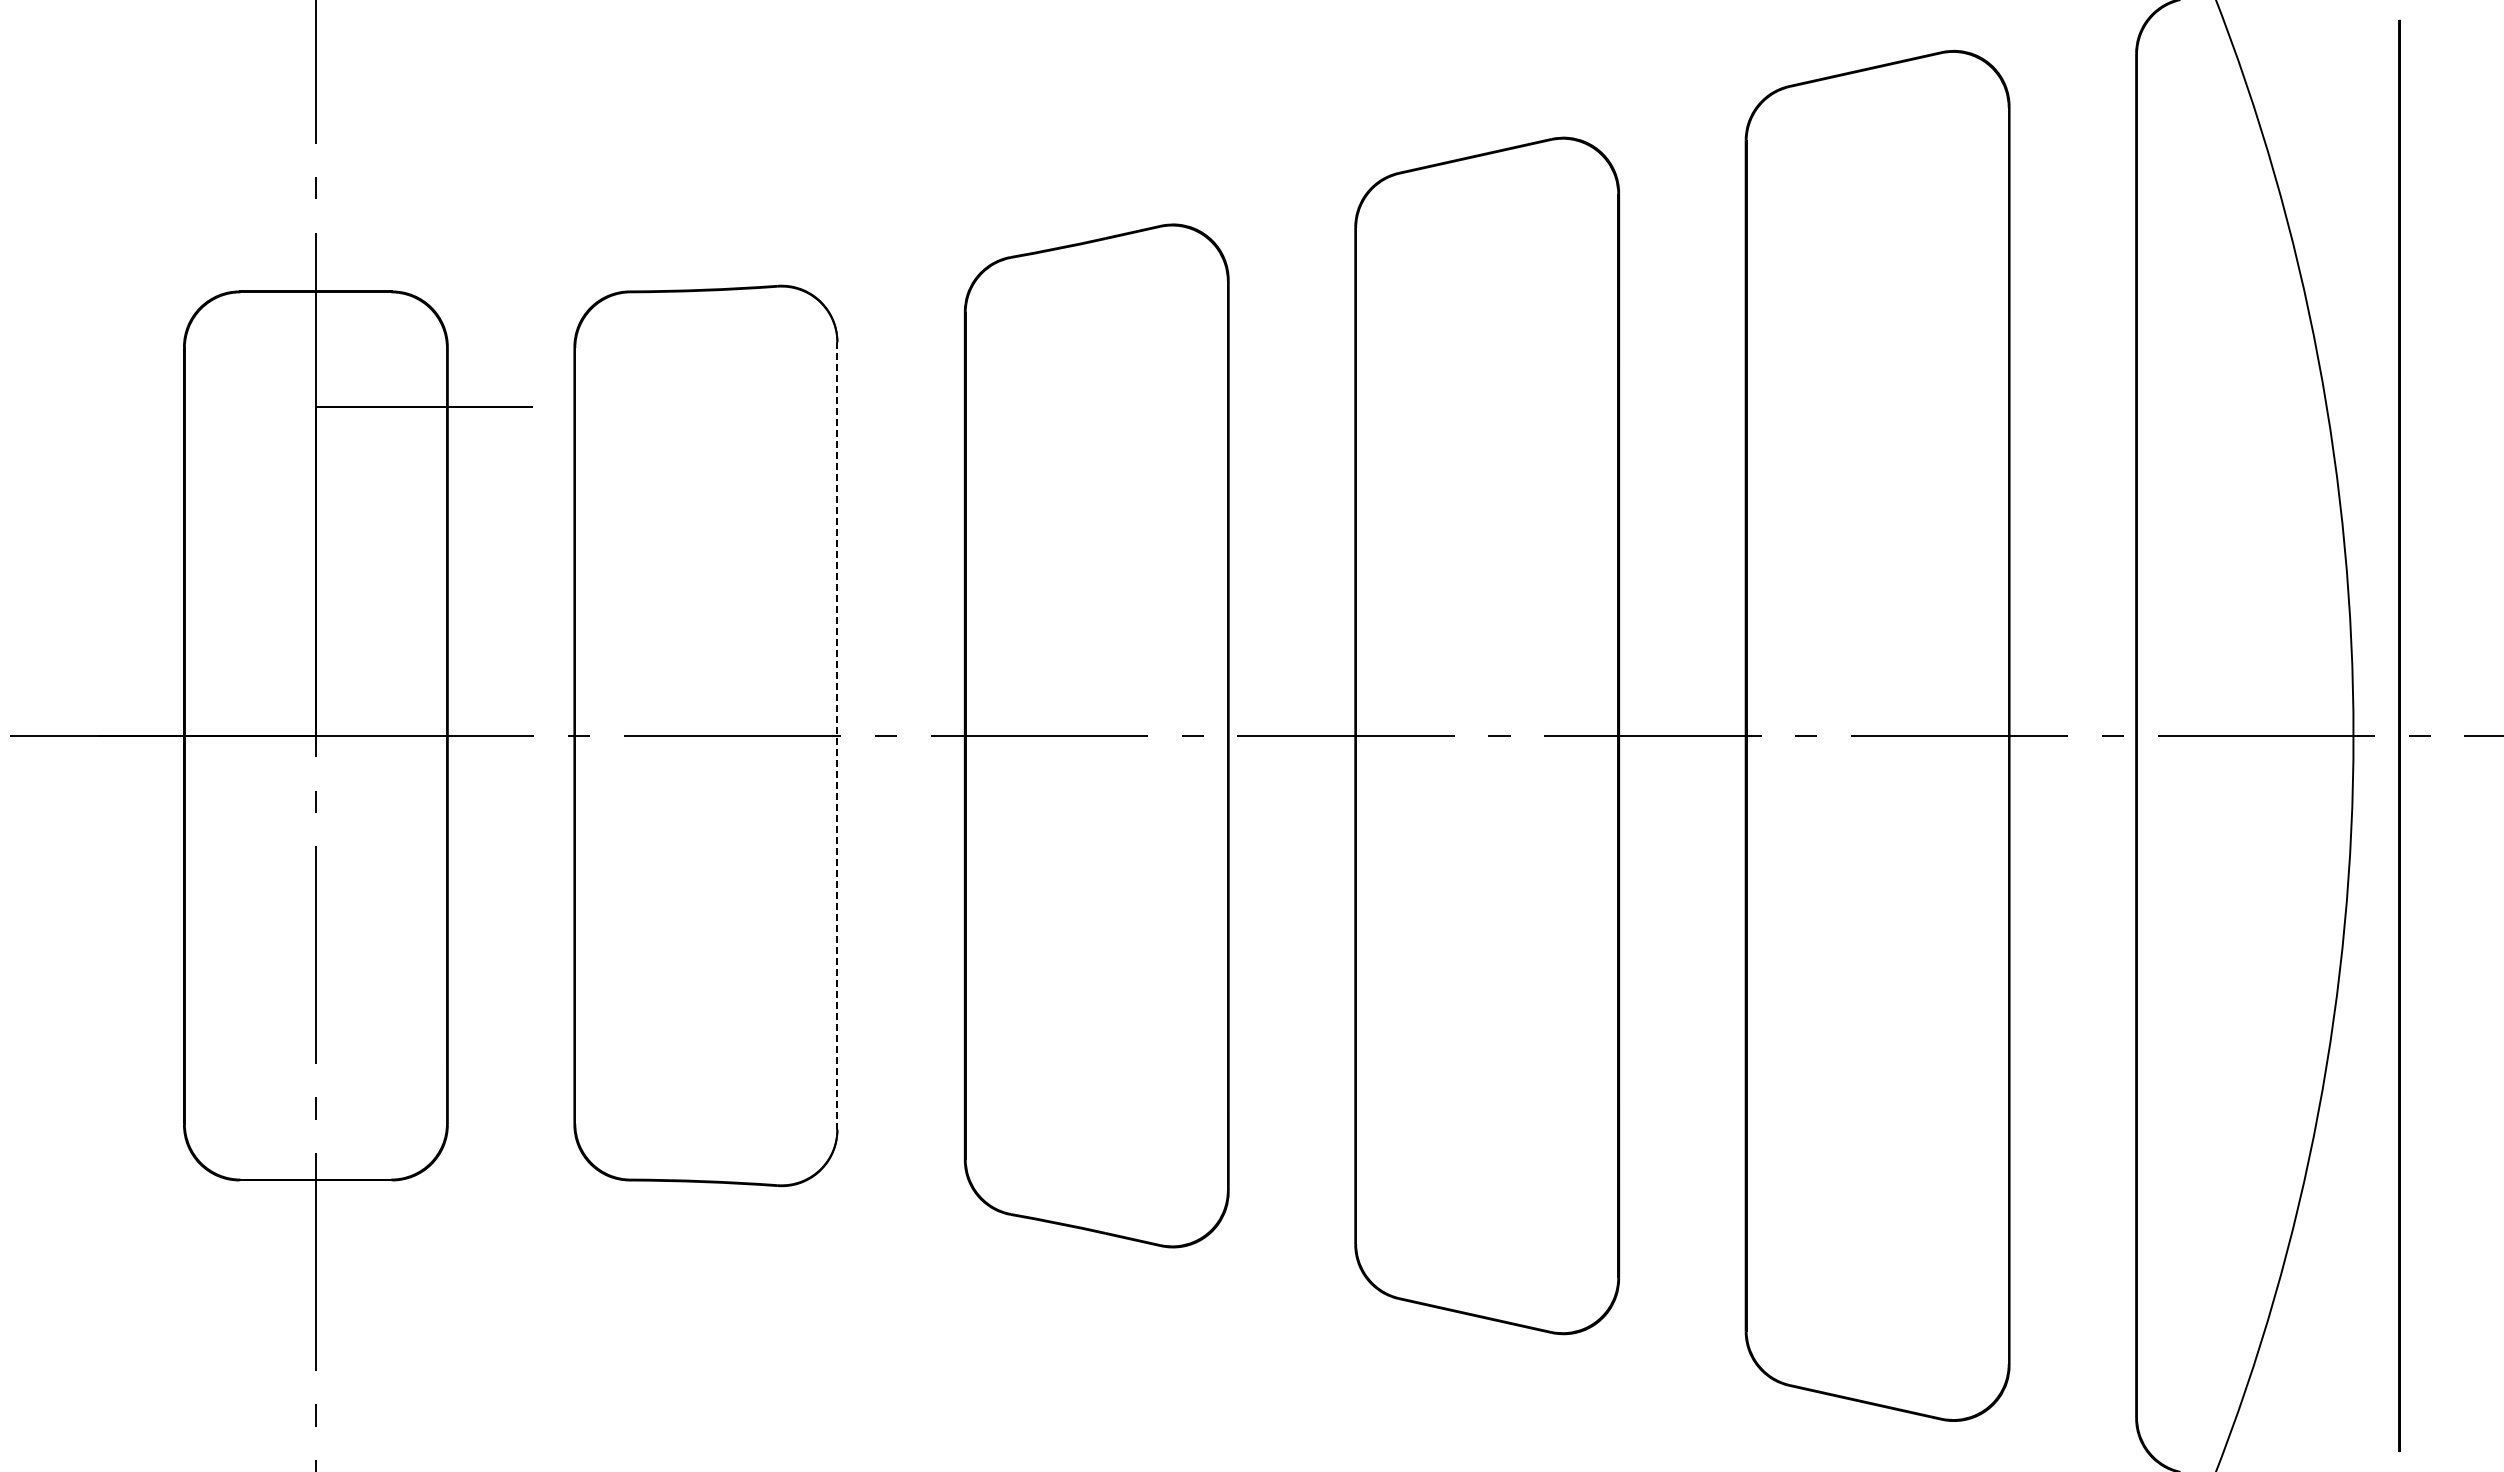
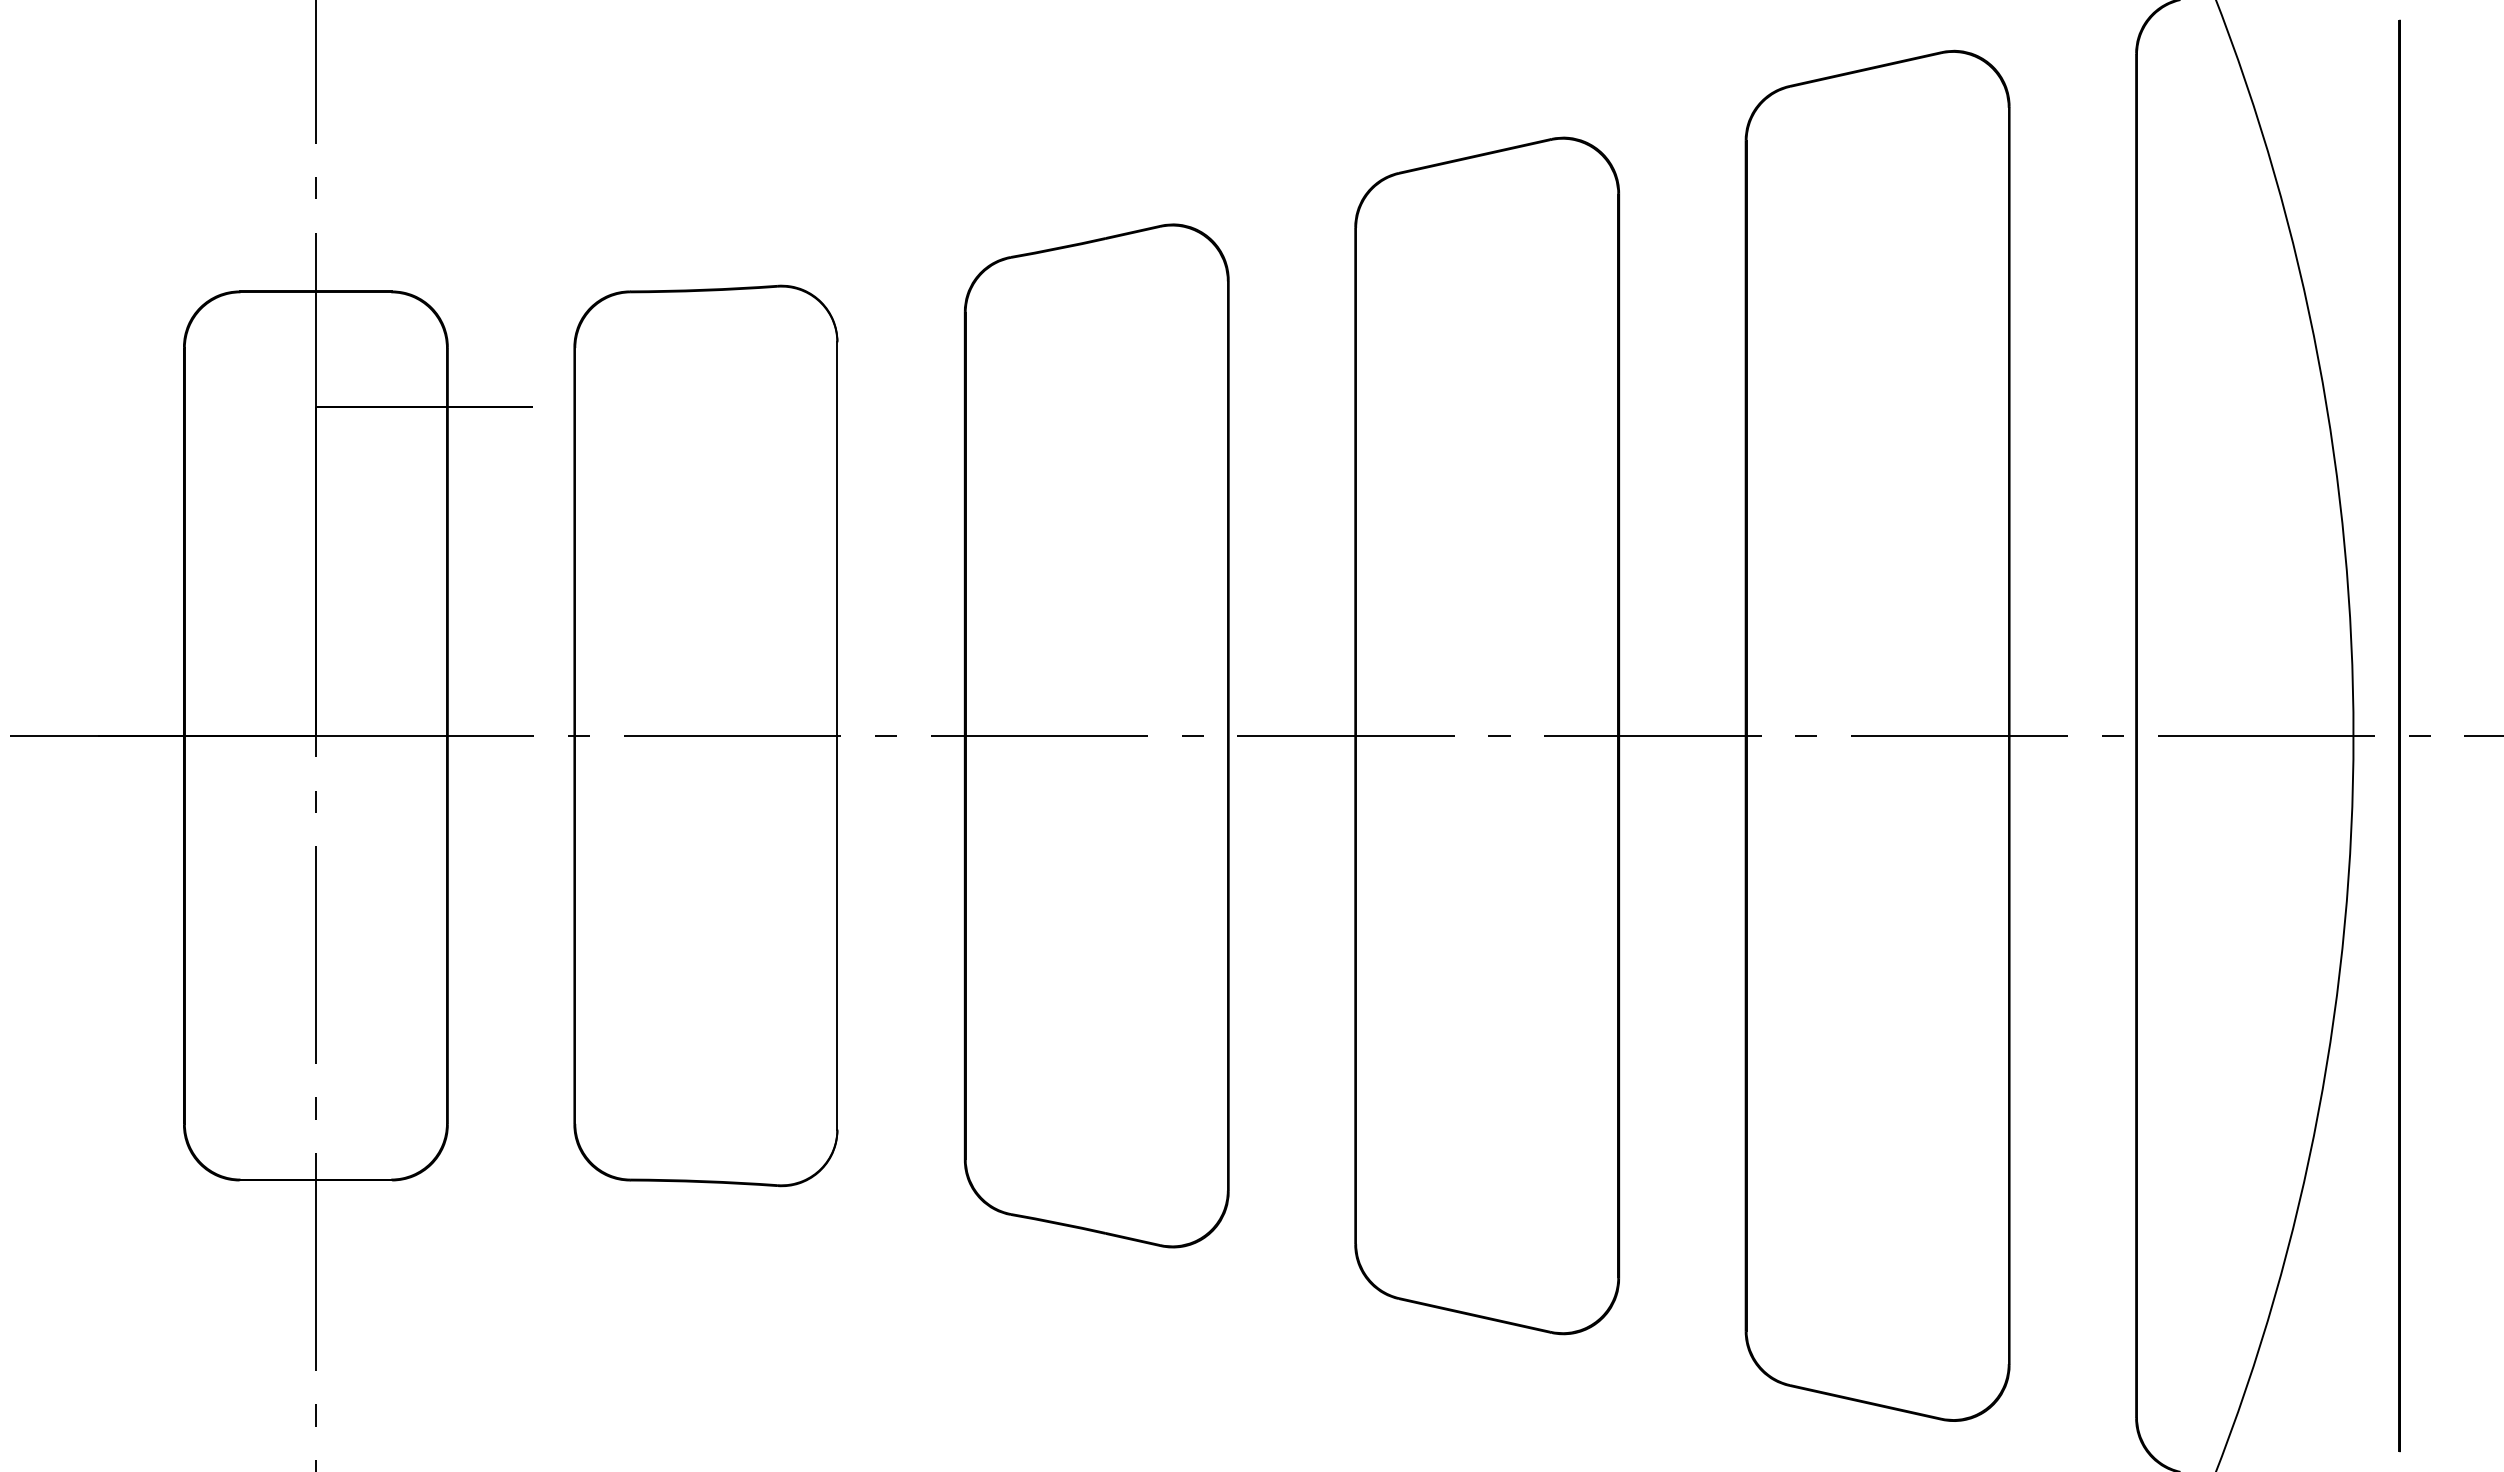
line: dashed -> solid (837, 735)
